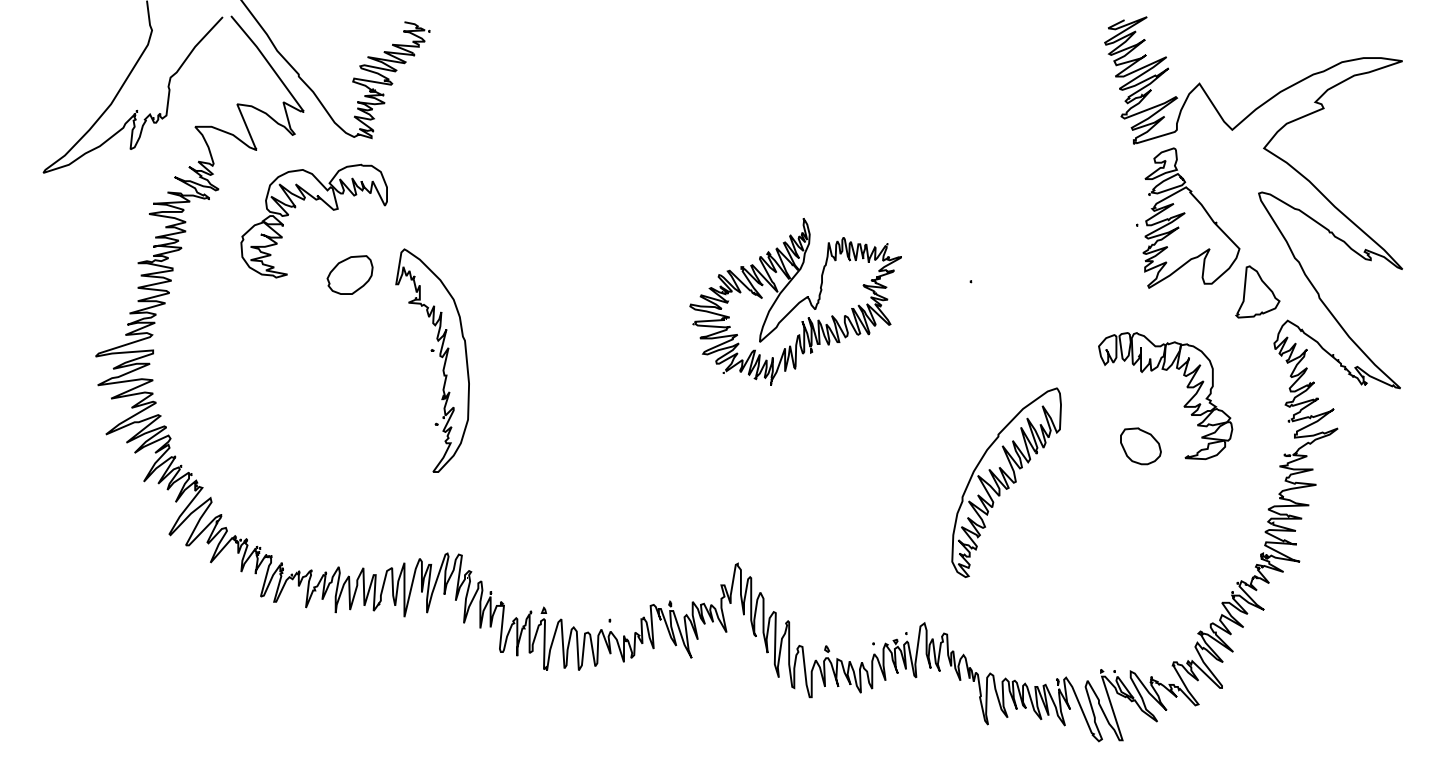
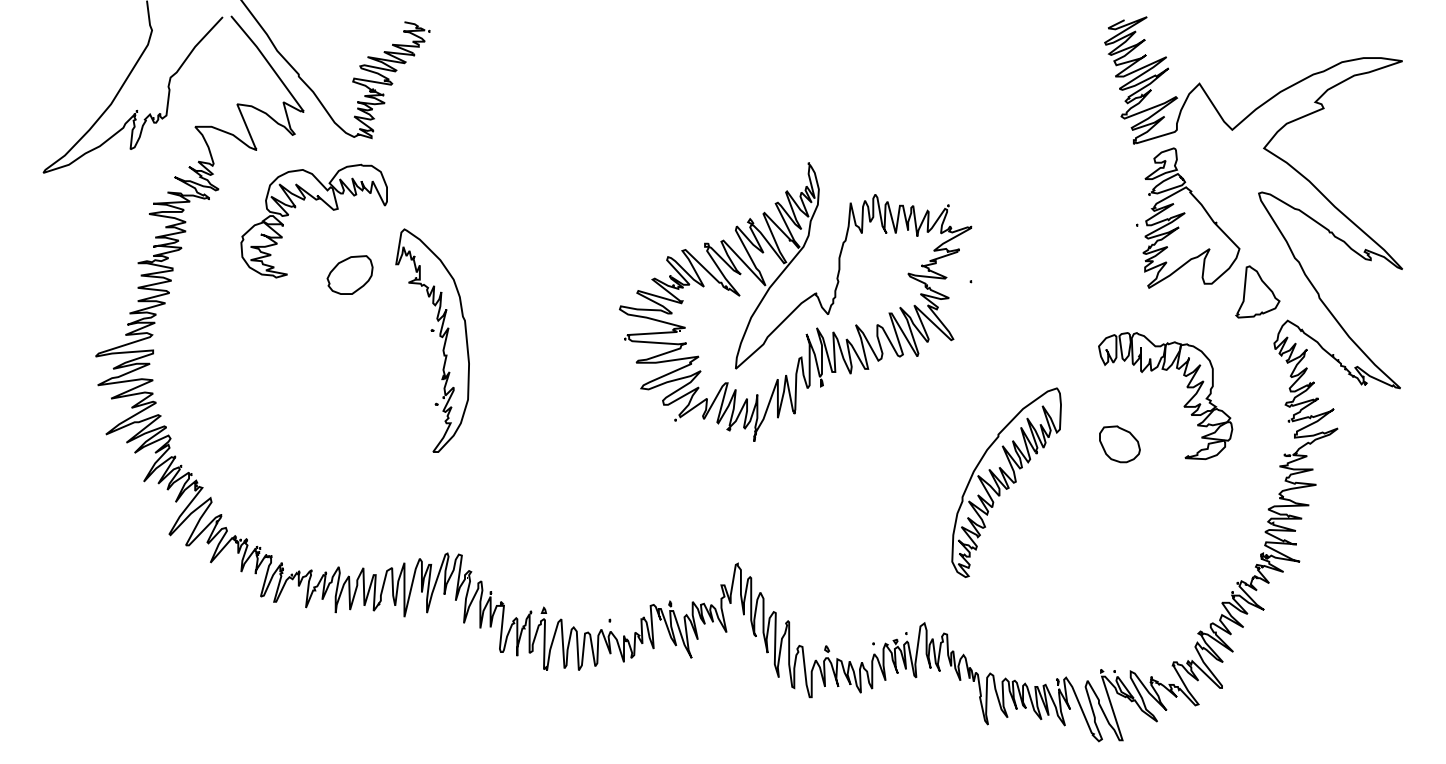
part size: 213x168 px -> 354x280 px (795, 301)
part position: (439, 356) -> (439, 336) (439, 336)
part position: (1140, 446) -> (1119, 444) (1119, 444)
